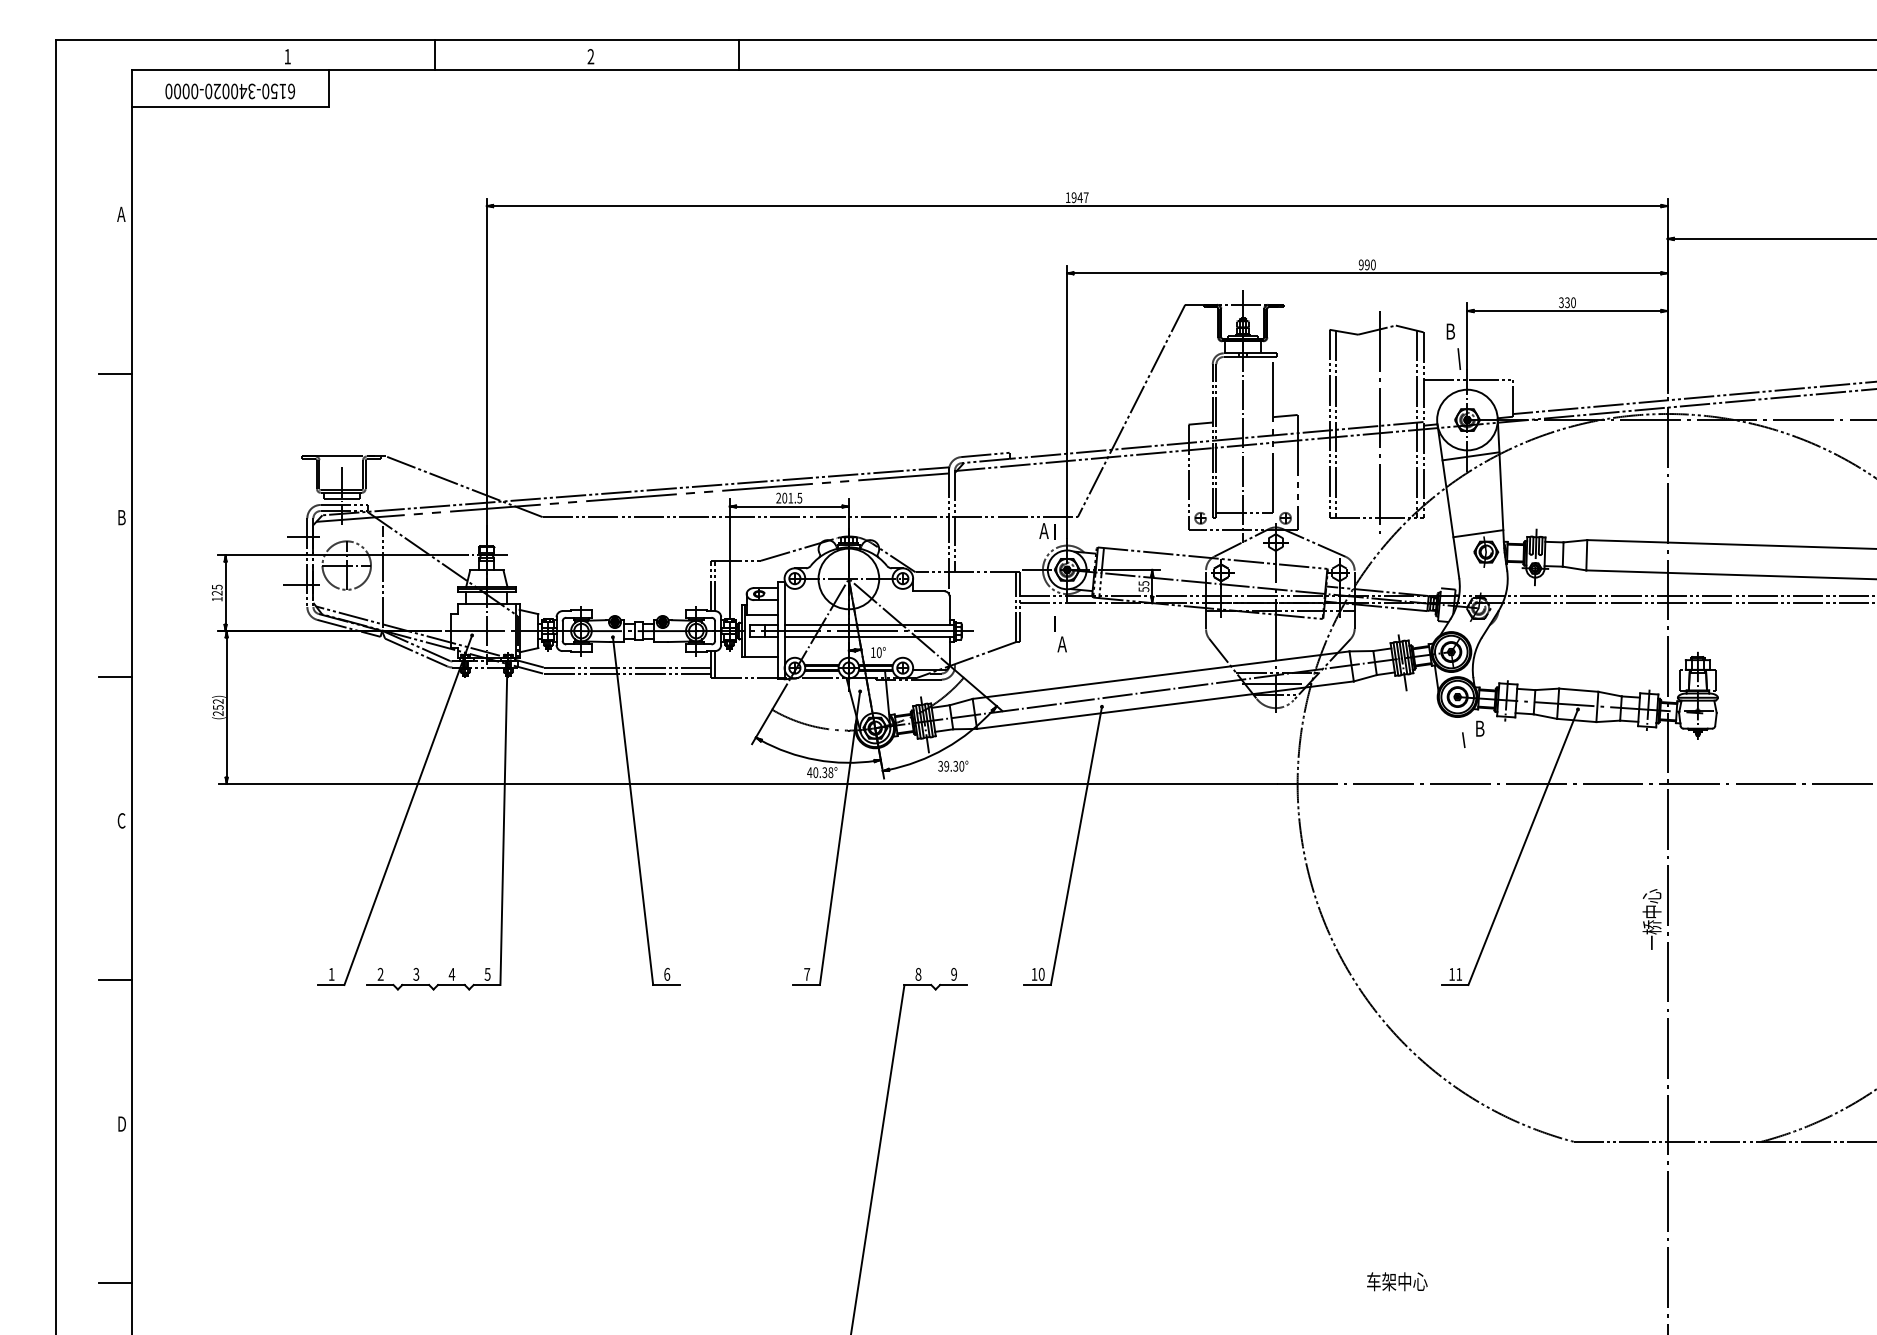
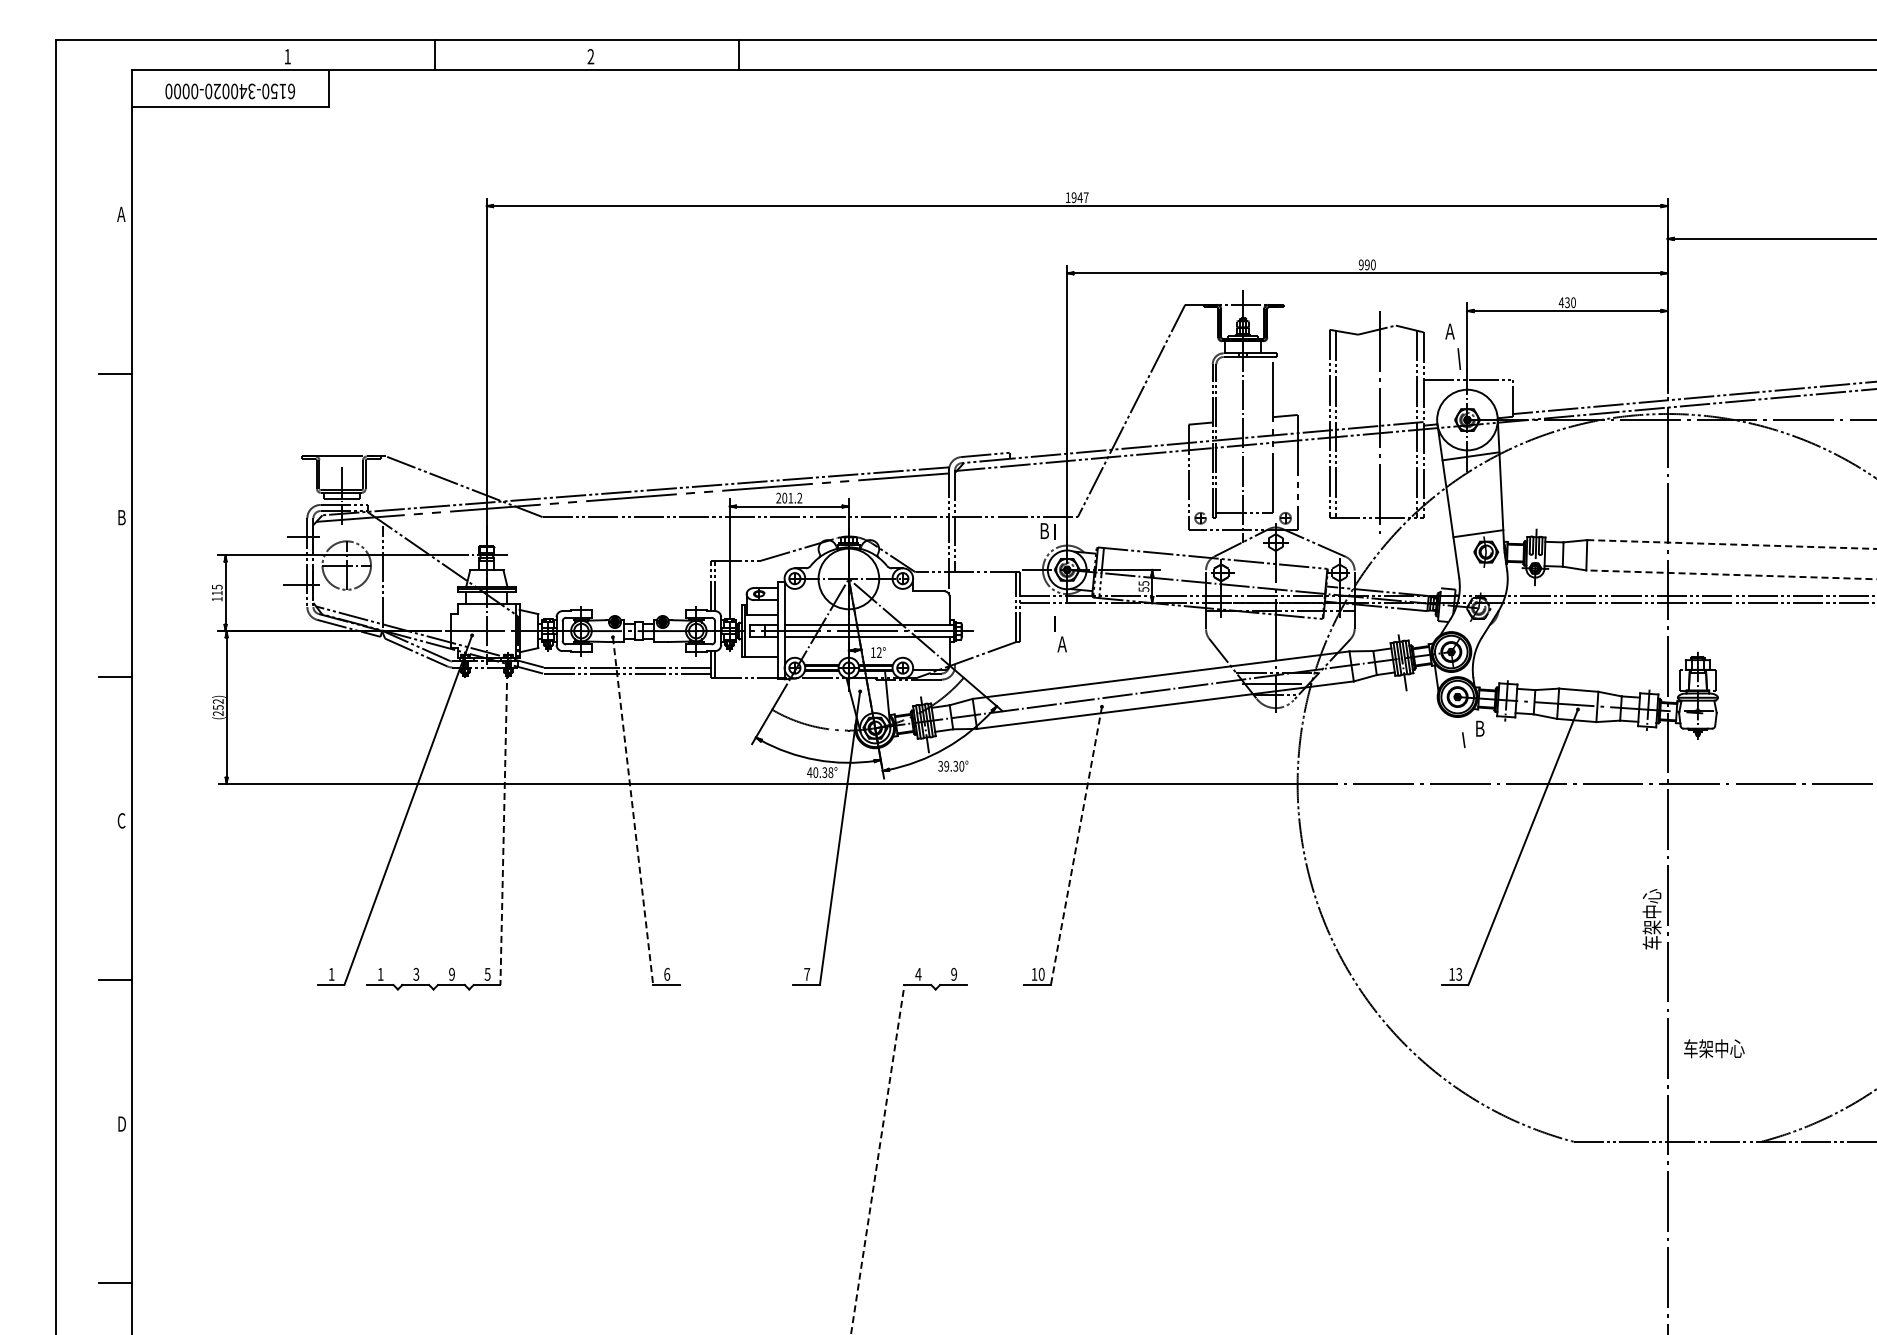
text: 330 -> 430 (1561, 302)
text: B -> A (1449, 331)
text: 201.5 -> 201.2 (799, 497)
text: A -> B (1043, 530)
line: solid -> dashed (1732, 544)
line: solid -> dashed (1731, 574)
text: 125 -> 115 (216, 593)
text: 10° -> 12° (878, 652)
line: solid -> dashed (633, 811)
line: solid -> dashed (503, 828)
line: solid -> dashed (1076, 846)
text: 一桥中心 -> 车架中心 (1651, 934)
text: 2 -> 1 (380, 973)
text: 4 -> 9 (451, 973)
text: 8 -> 4 (918, 973)
text: 11 -> 13 (1459, 973)
line: solid -> dashed (877, 1159)
text position: (1397, 1281) -> (1714, 1048) (1714, 1048)
